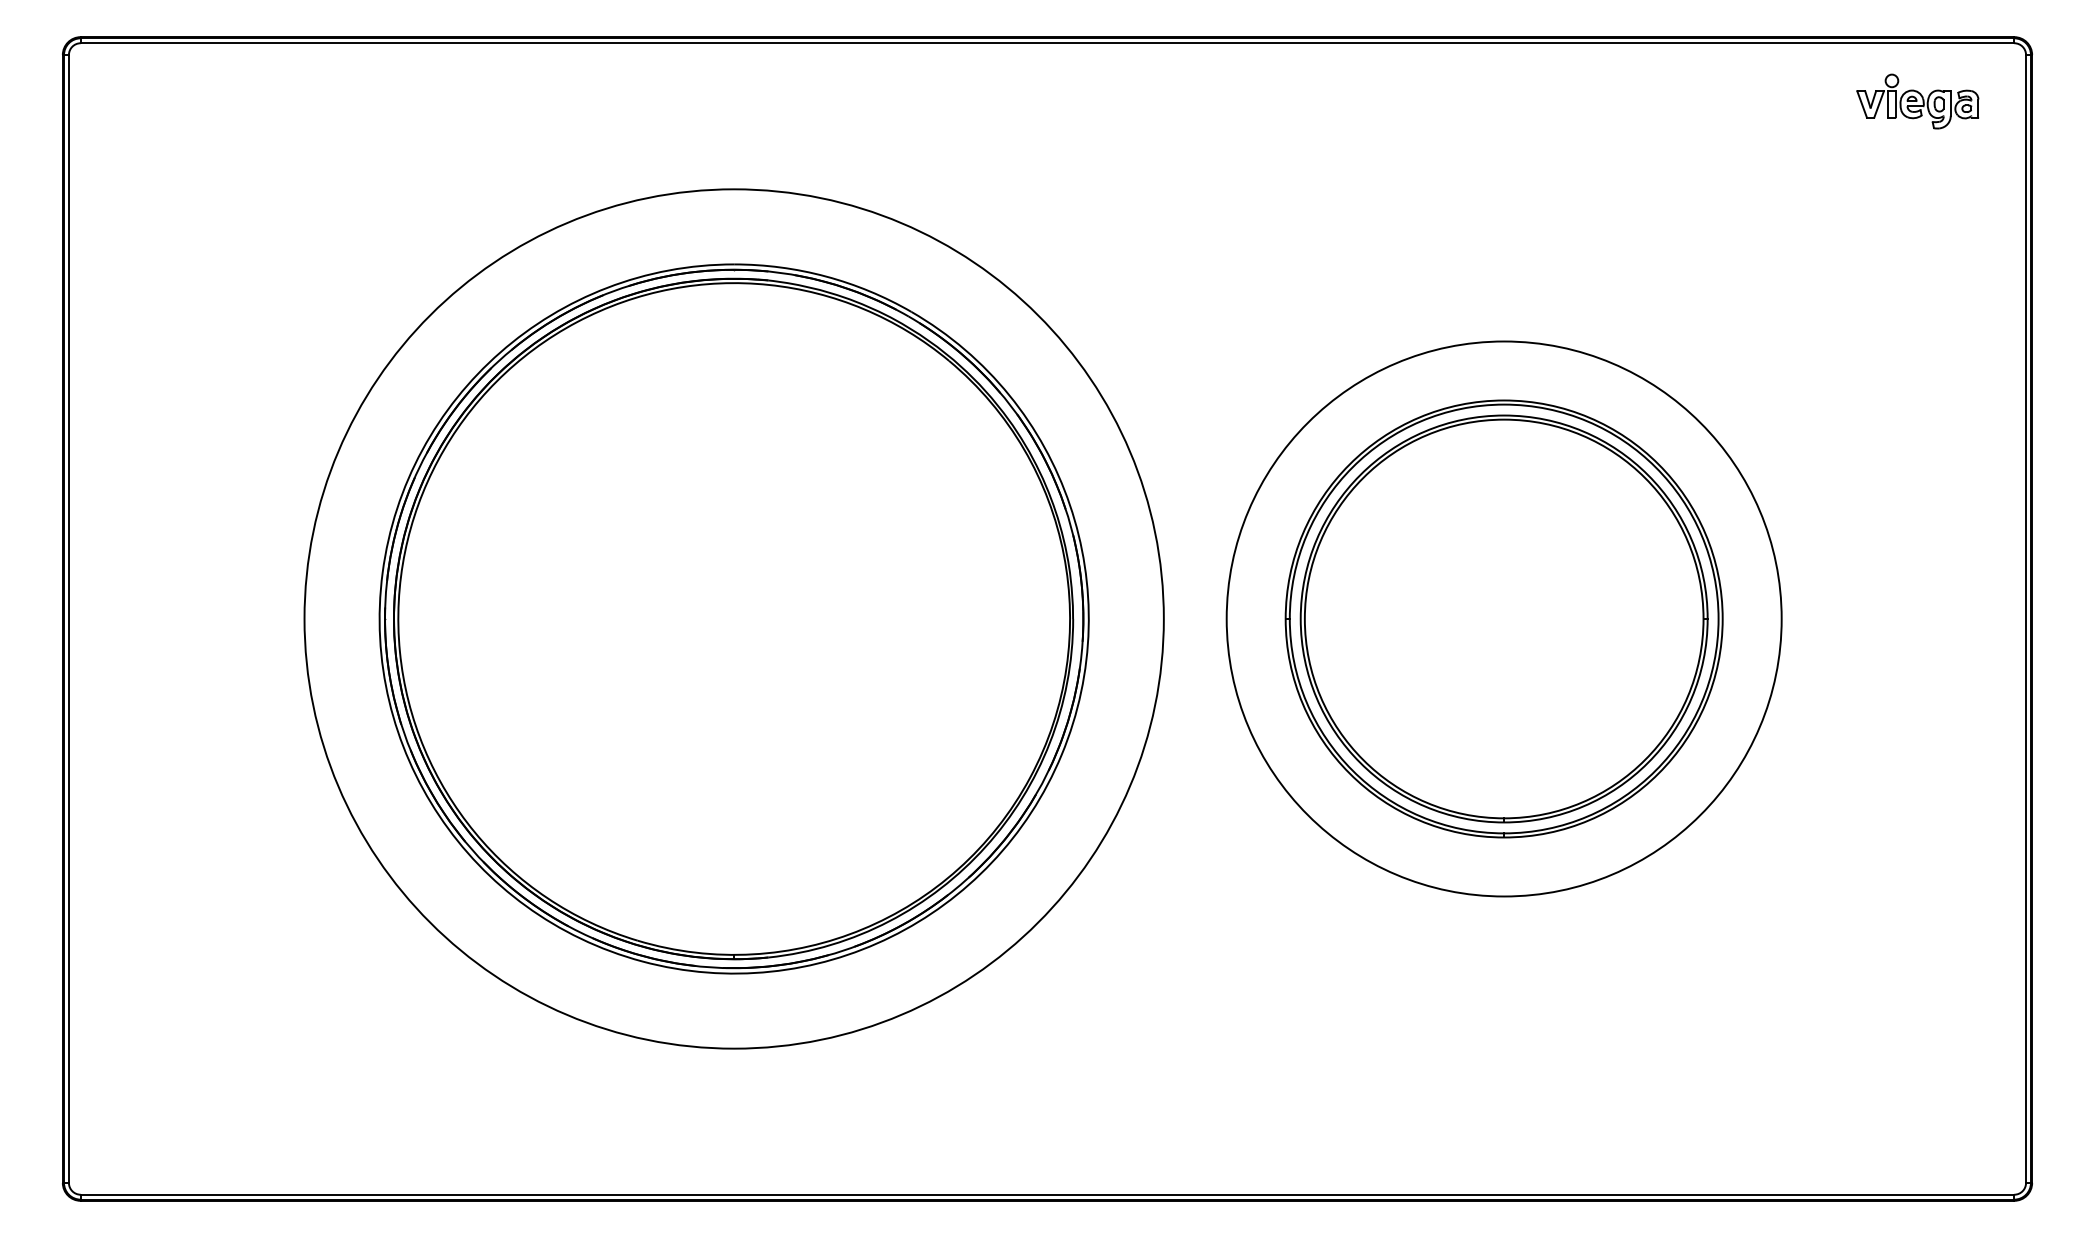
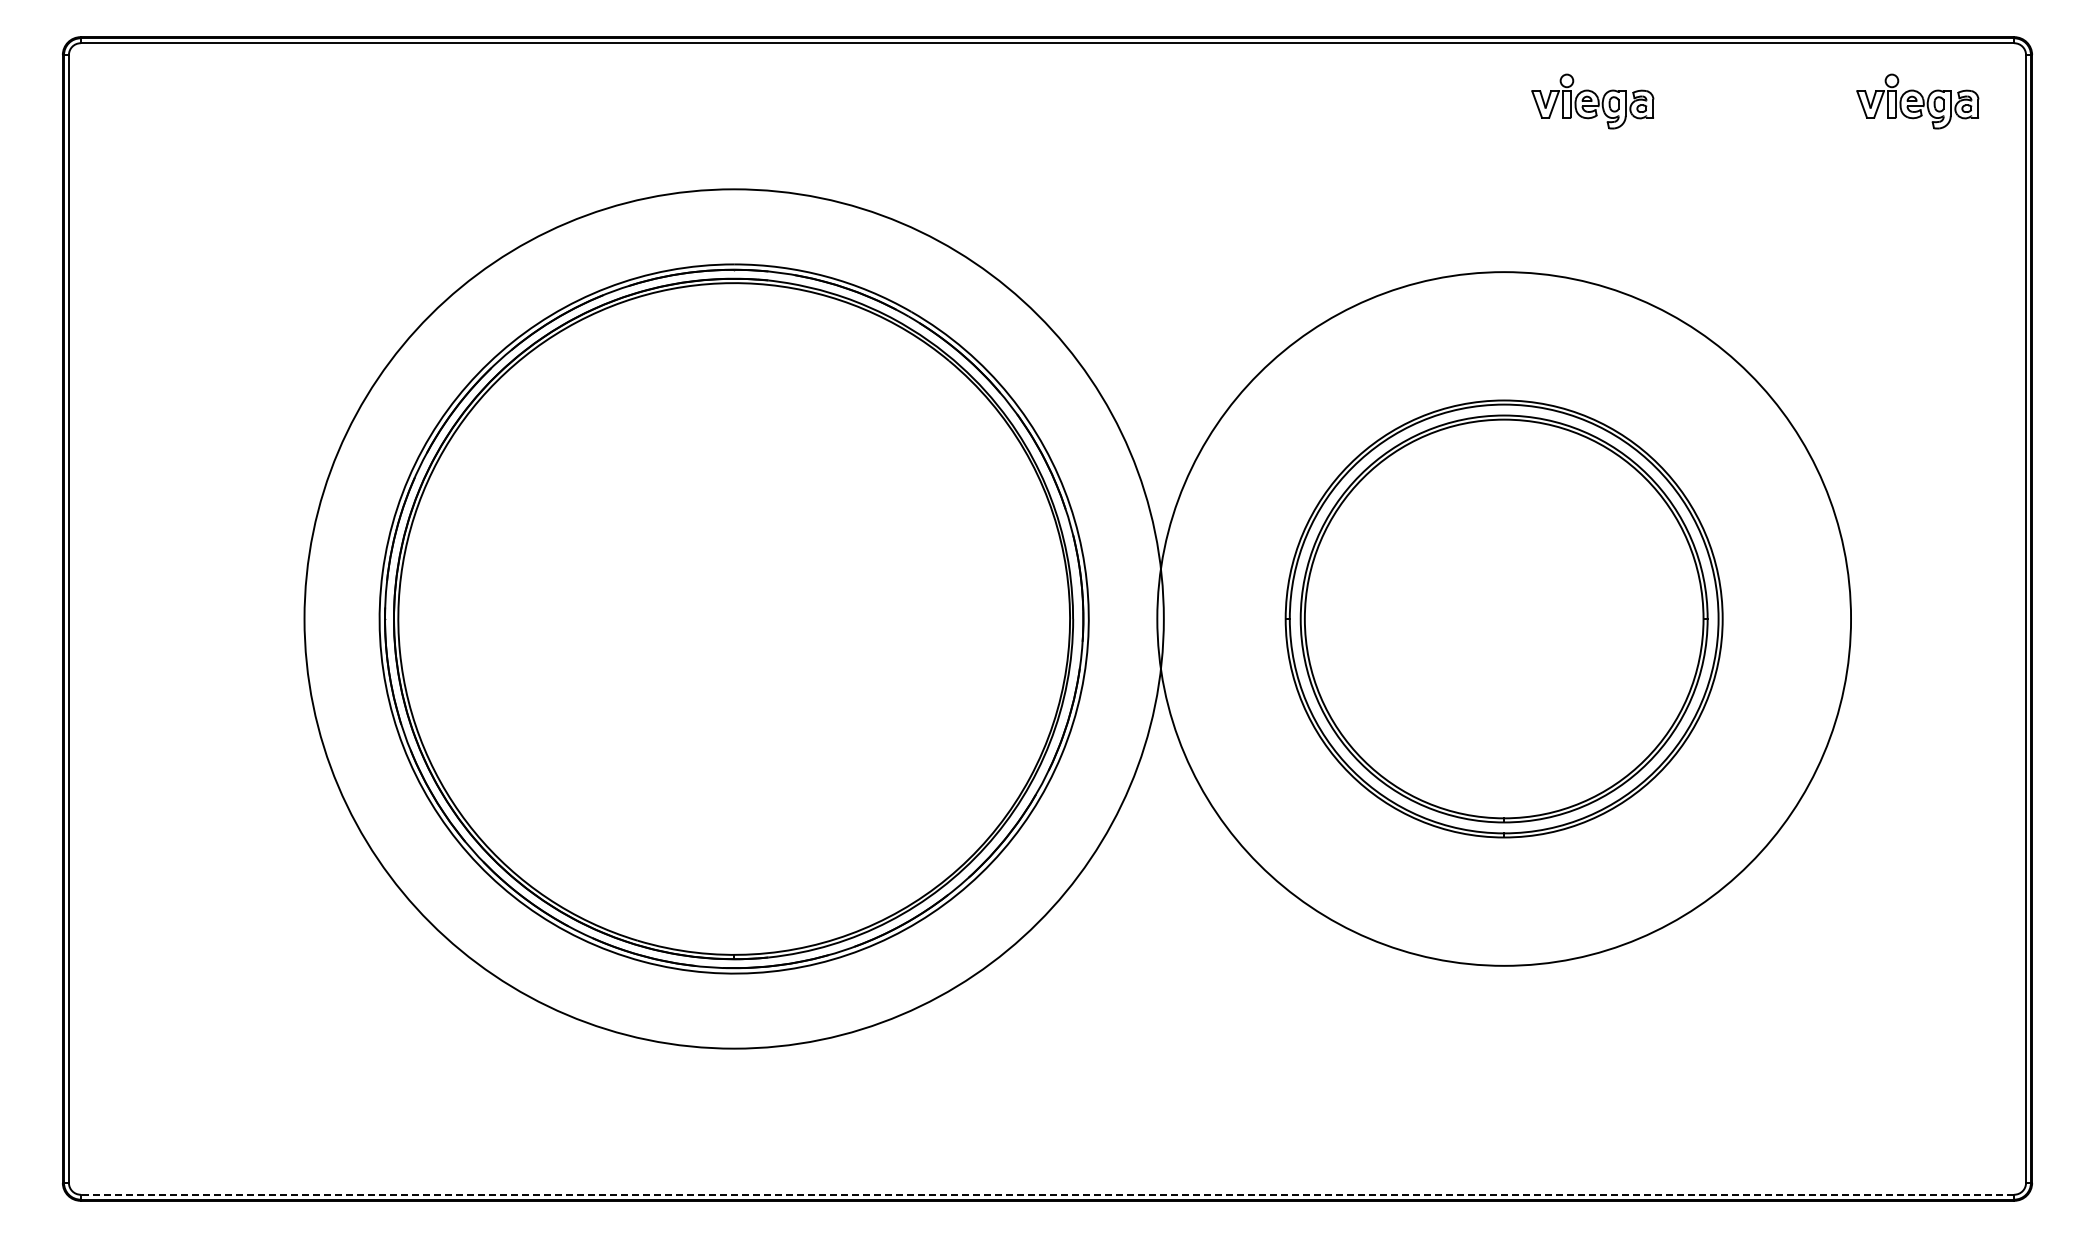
part: none -> present (1592, 101)
circle diameter: 555 px -> 694 px (1504, 618)
line: solid -> dashed (1047, 1194)
